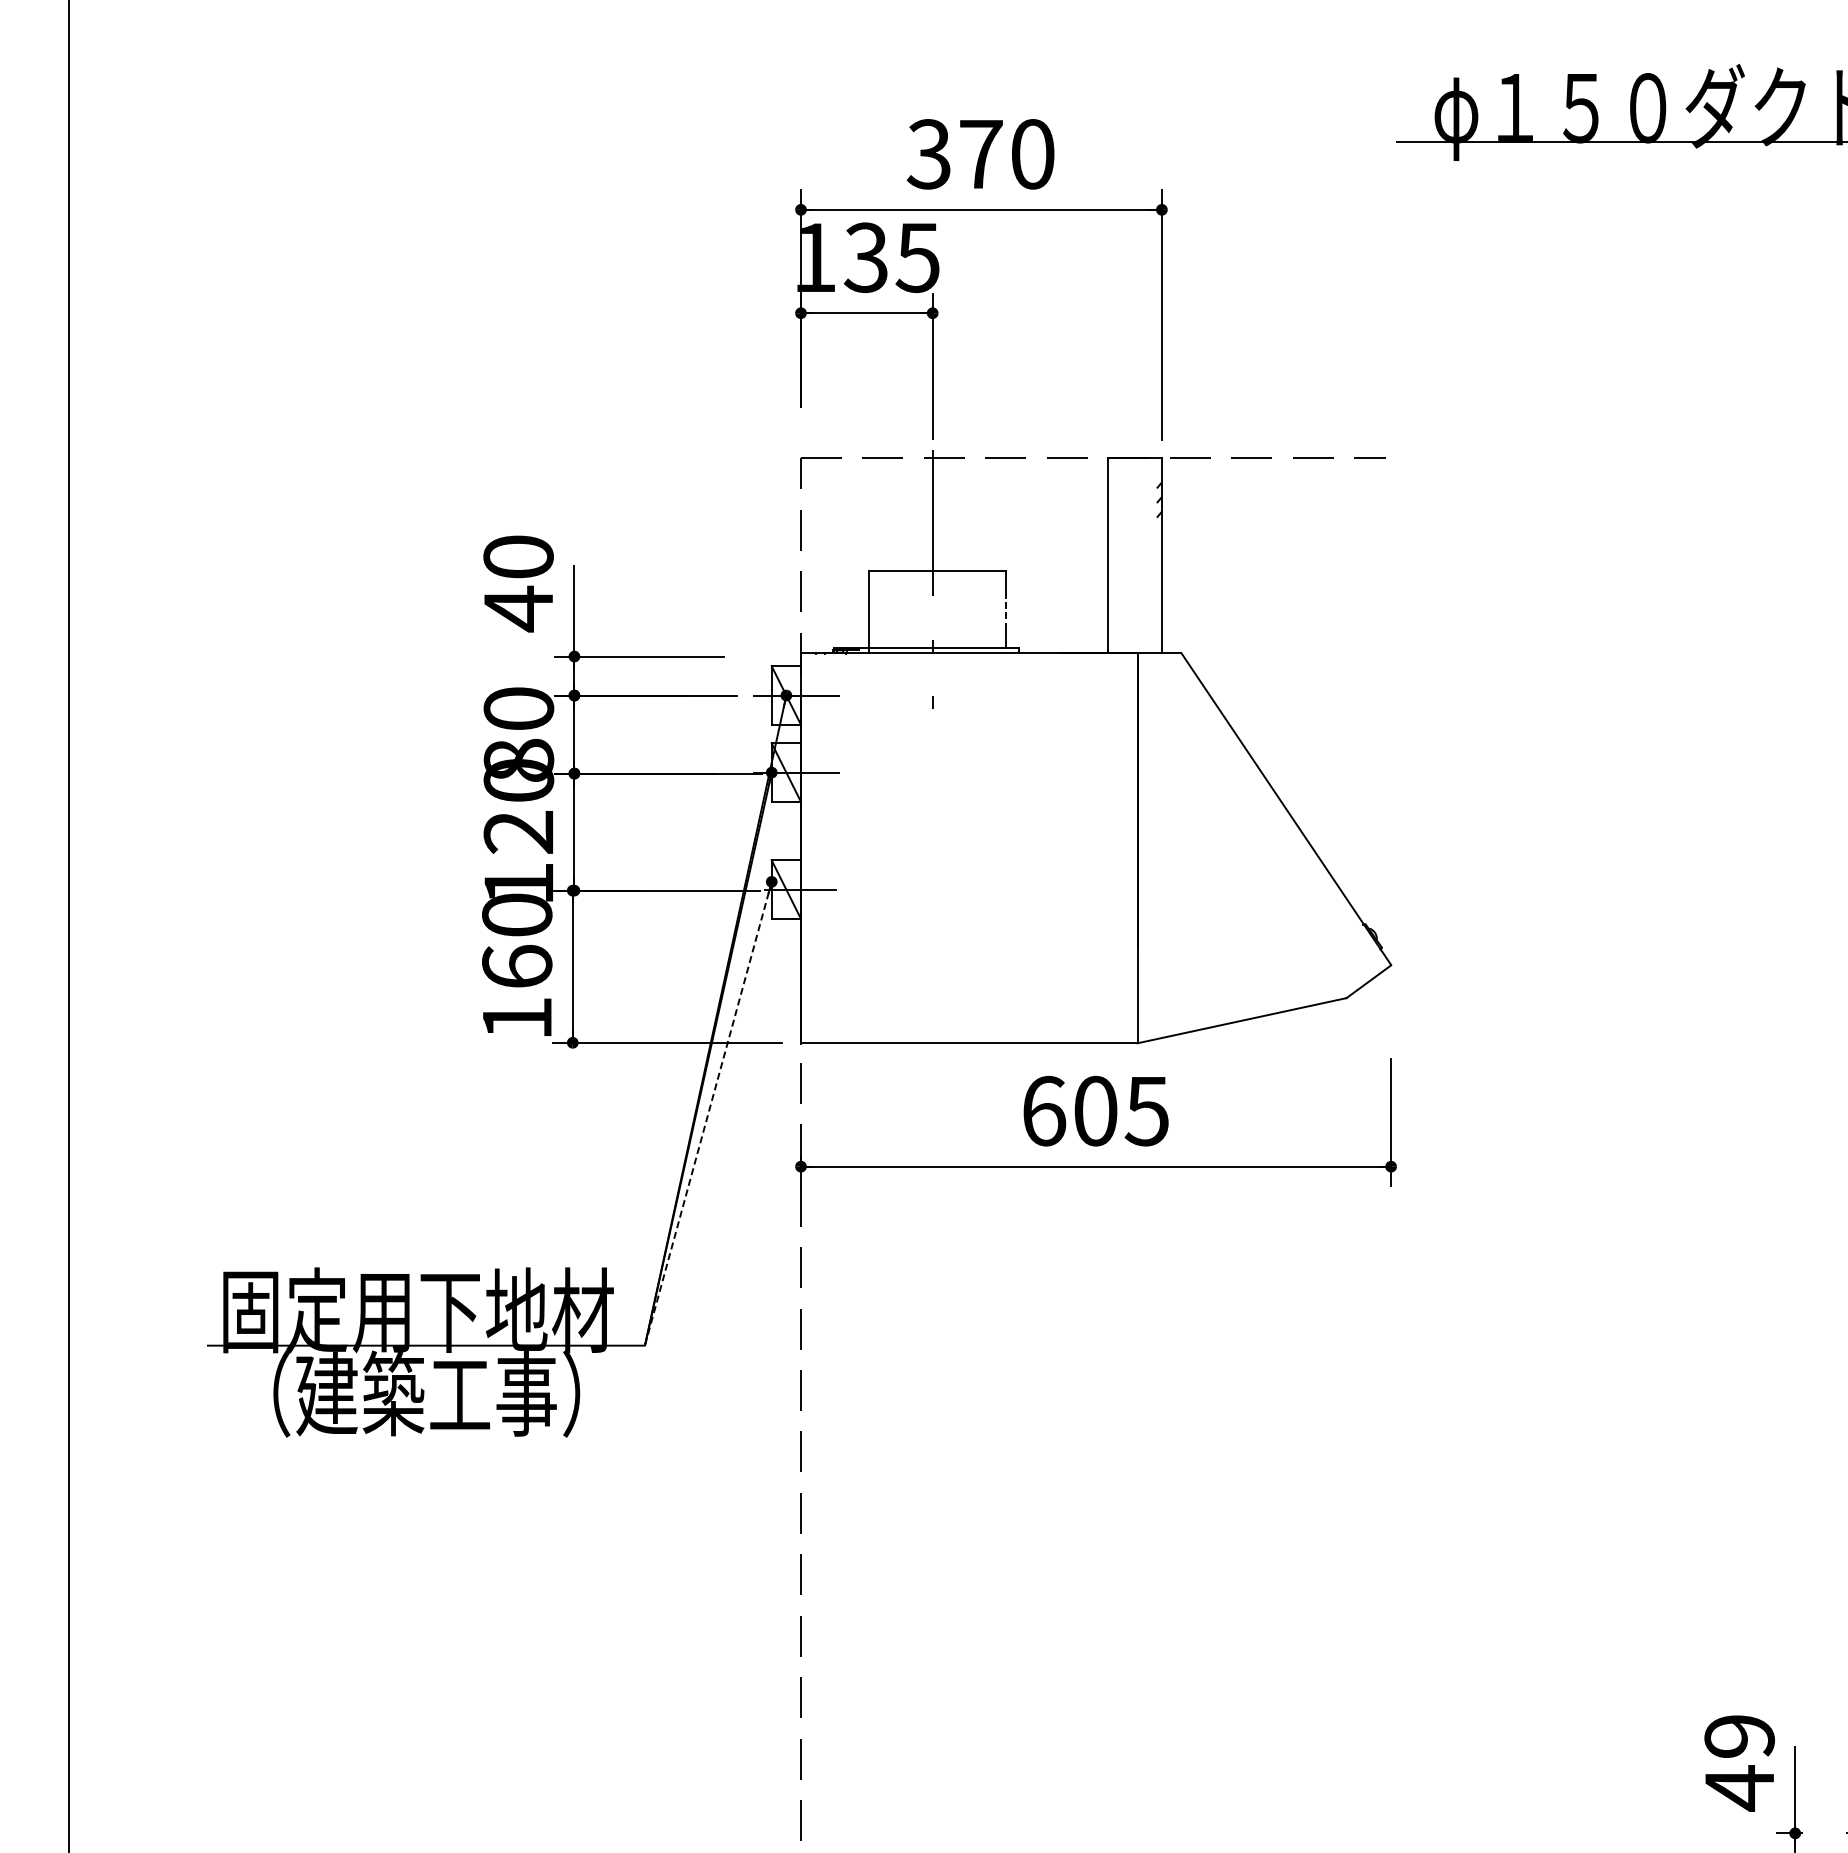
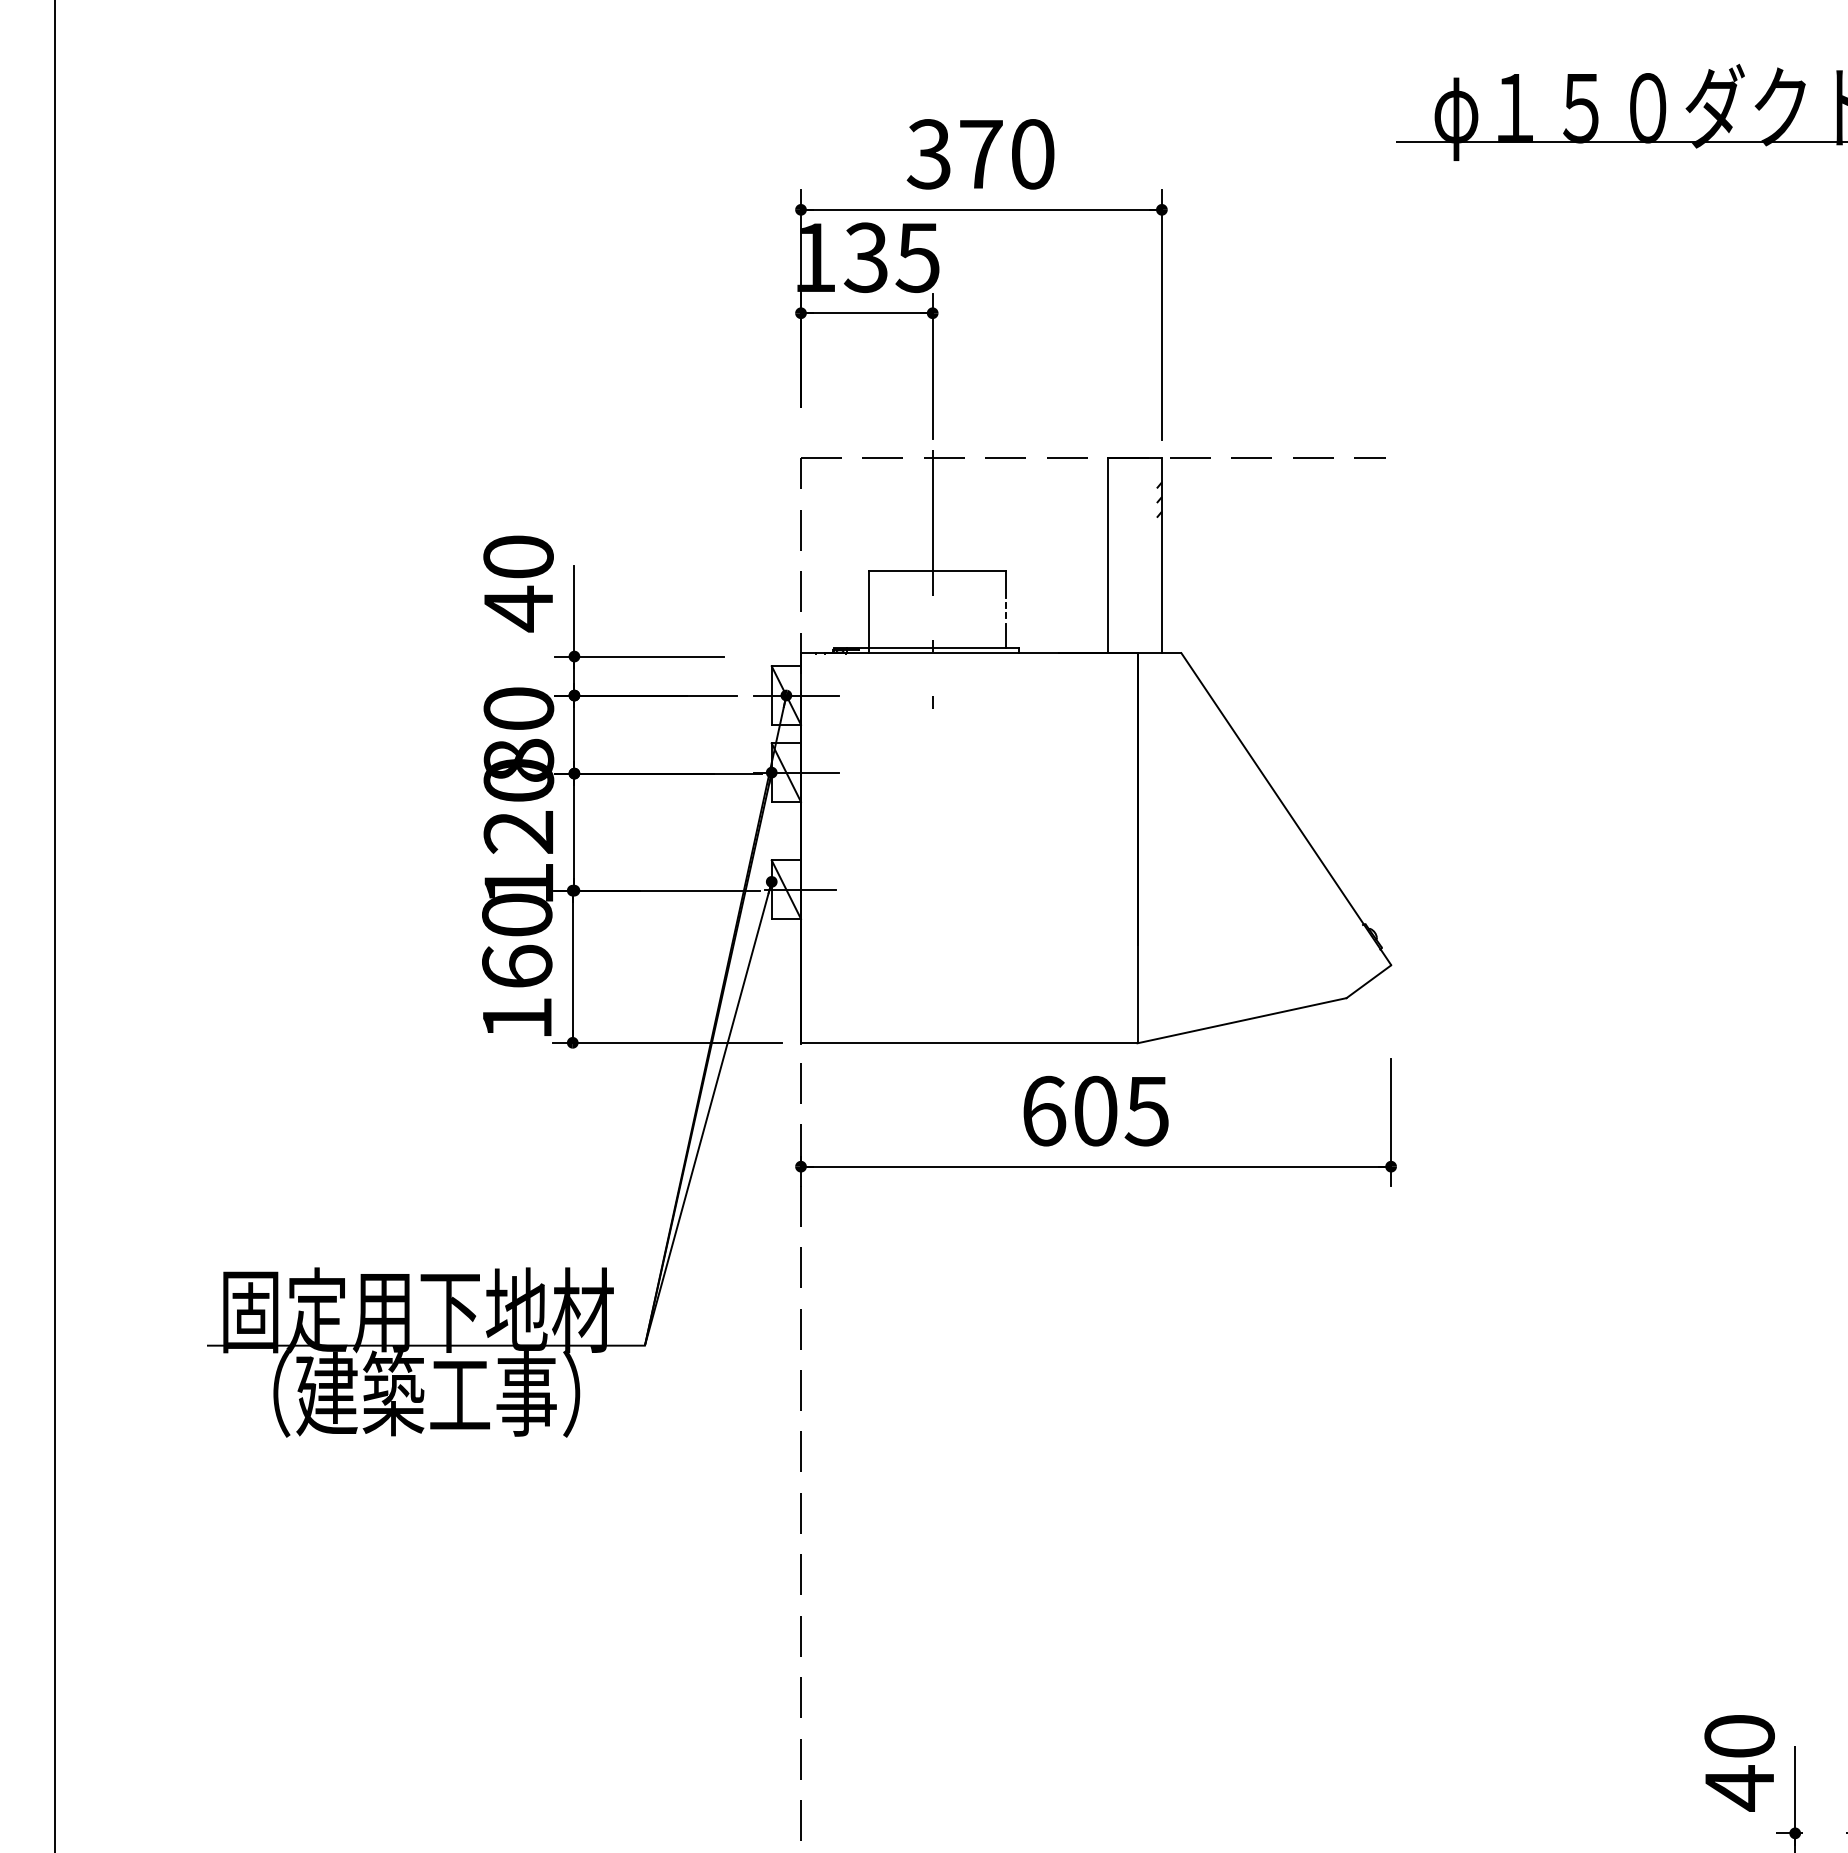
line position: (69, 925) -> (55, 925) (55, 925)
line: dashed -> solid (708, 1114)
text: 49 -> 40 (1739, 1736)
